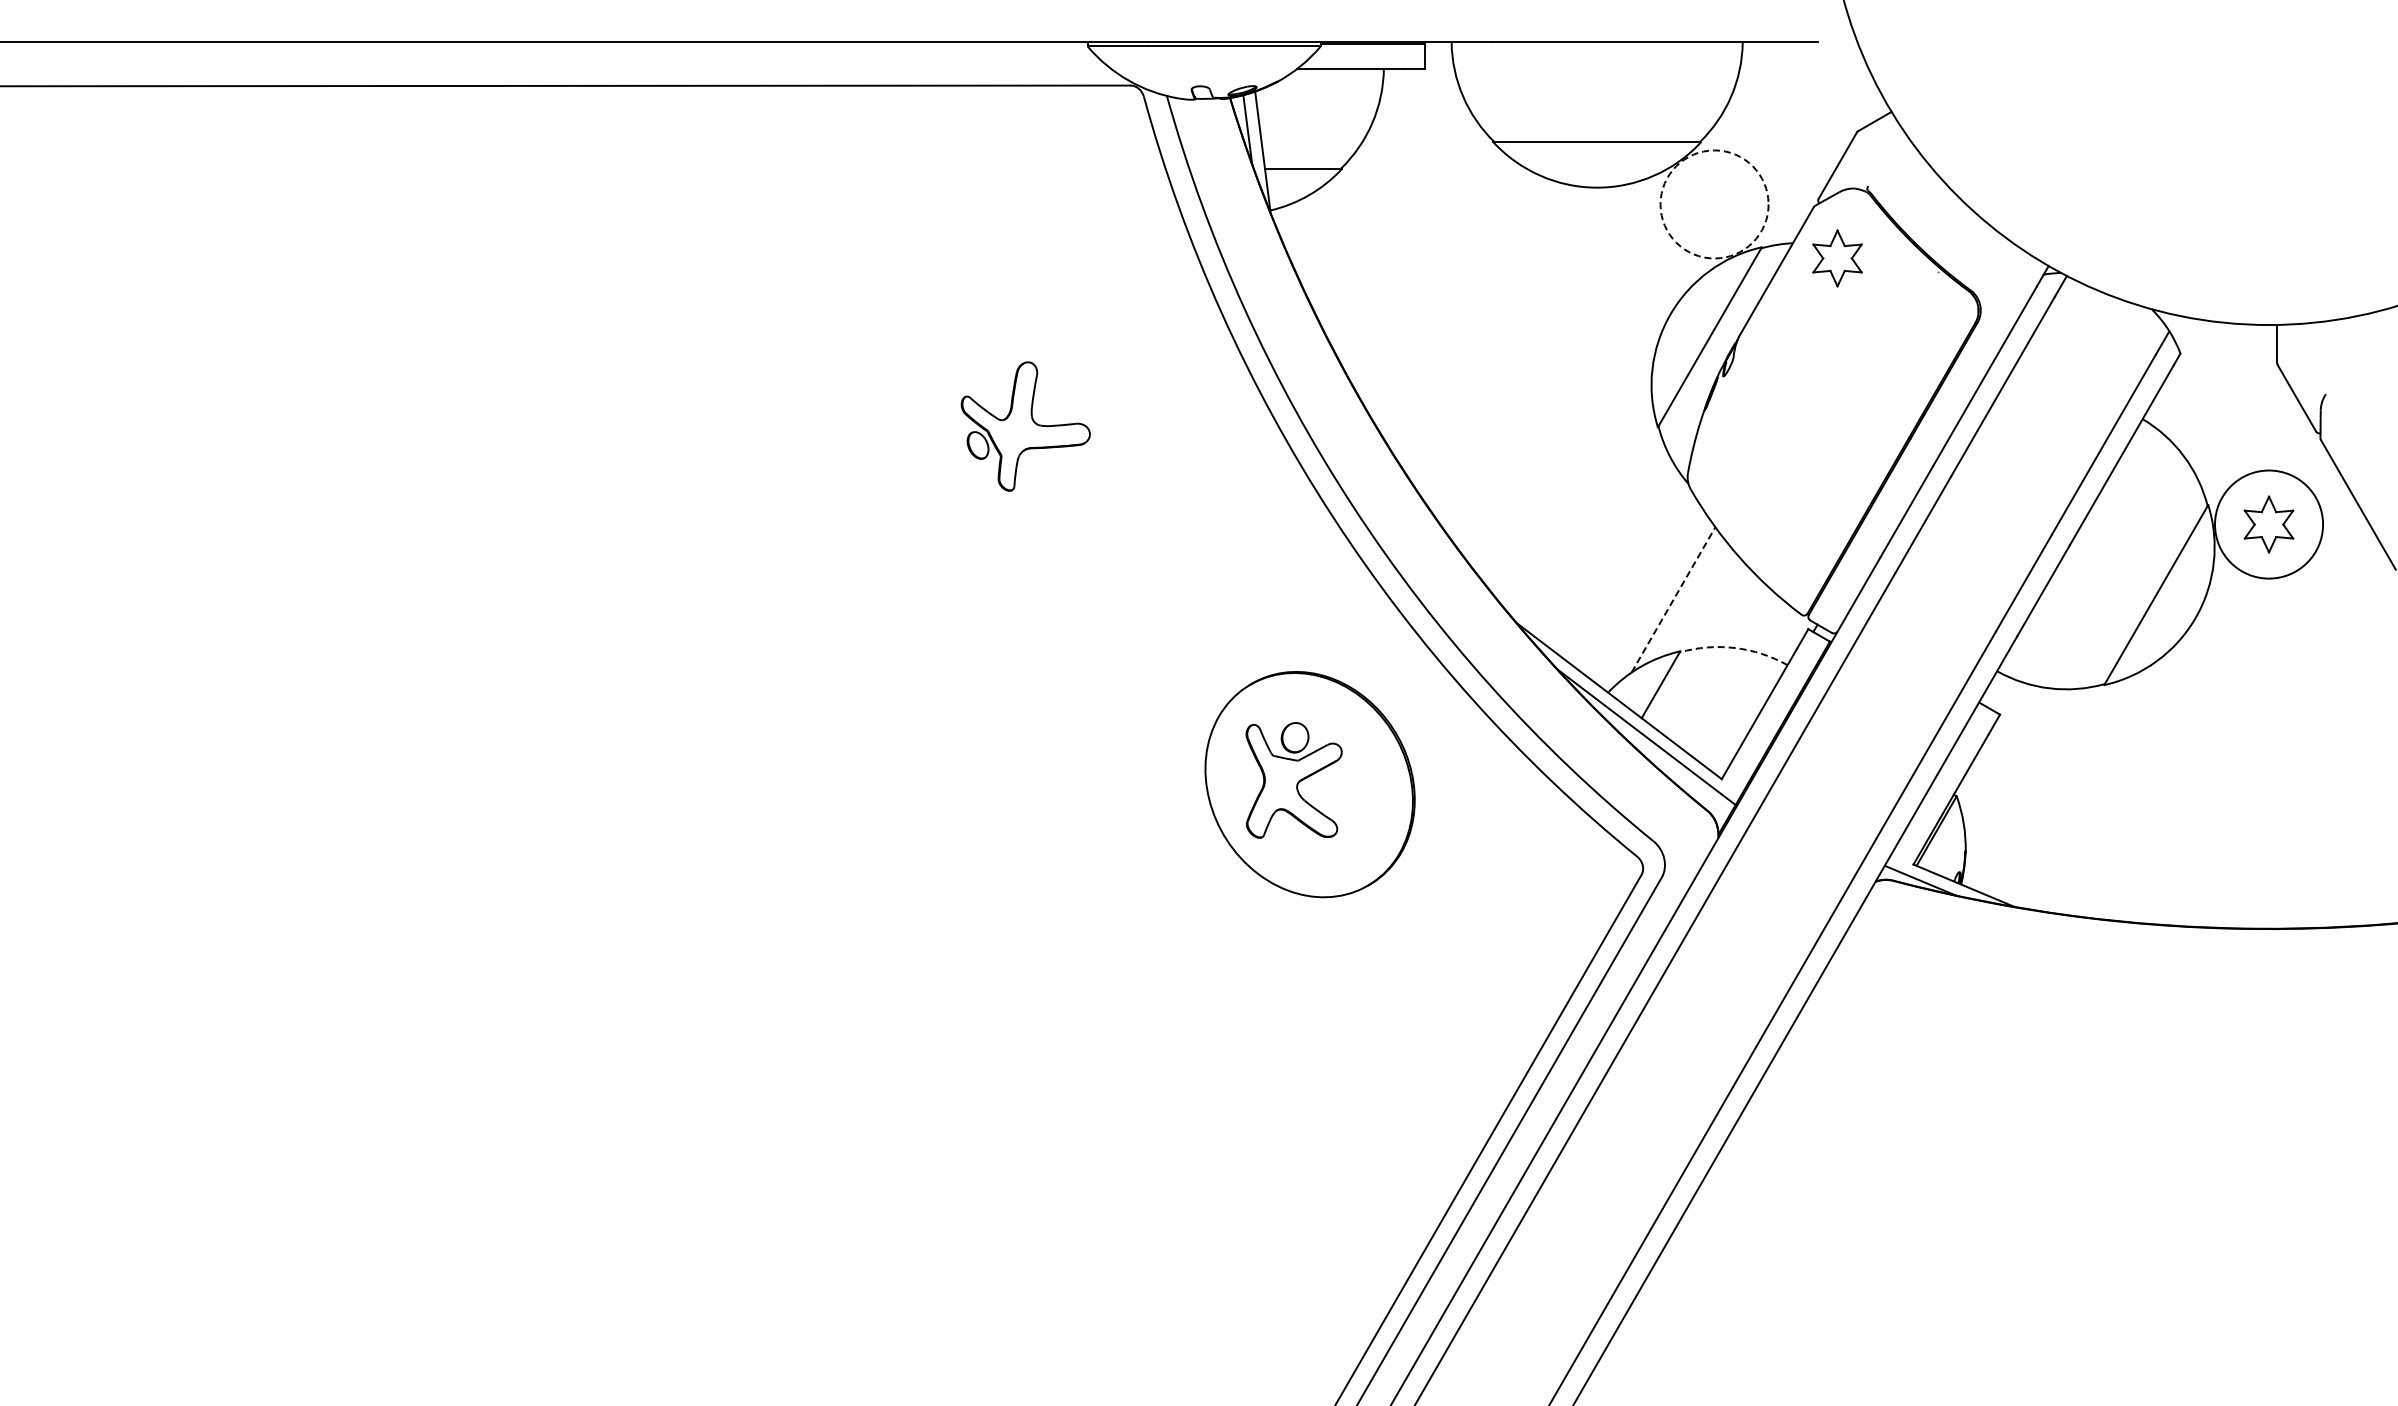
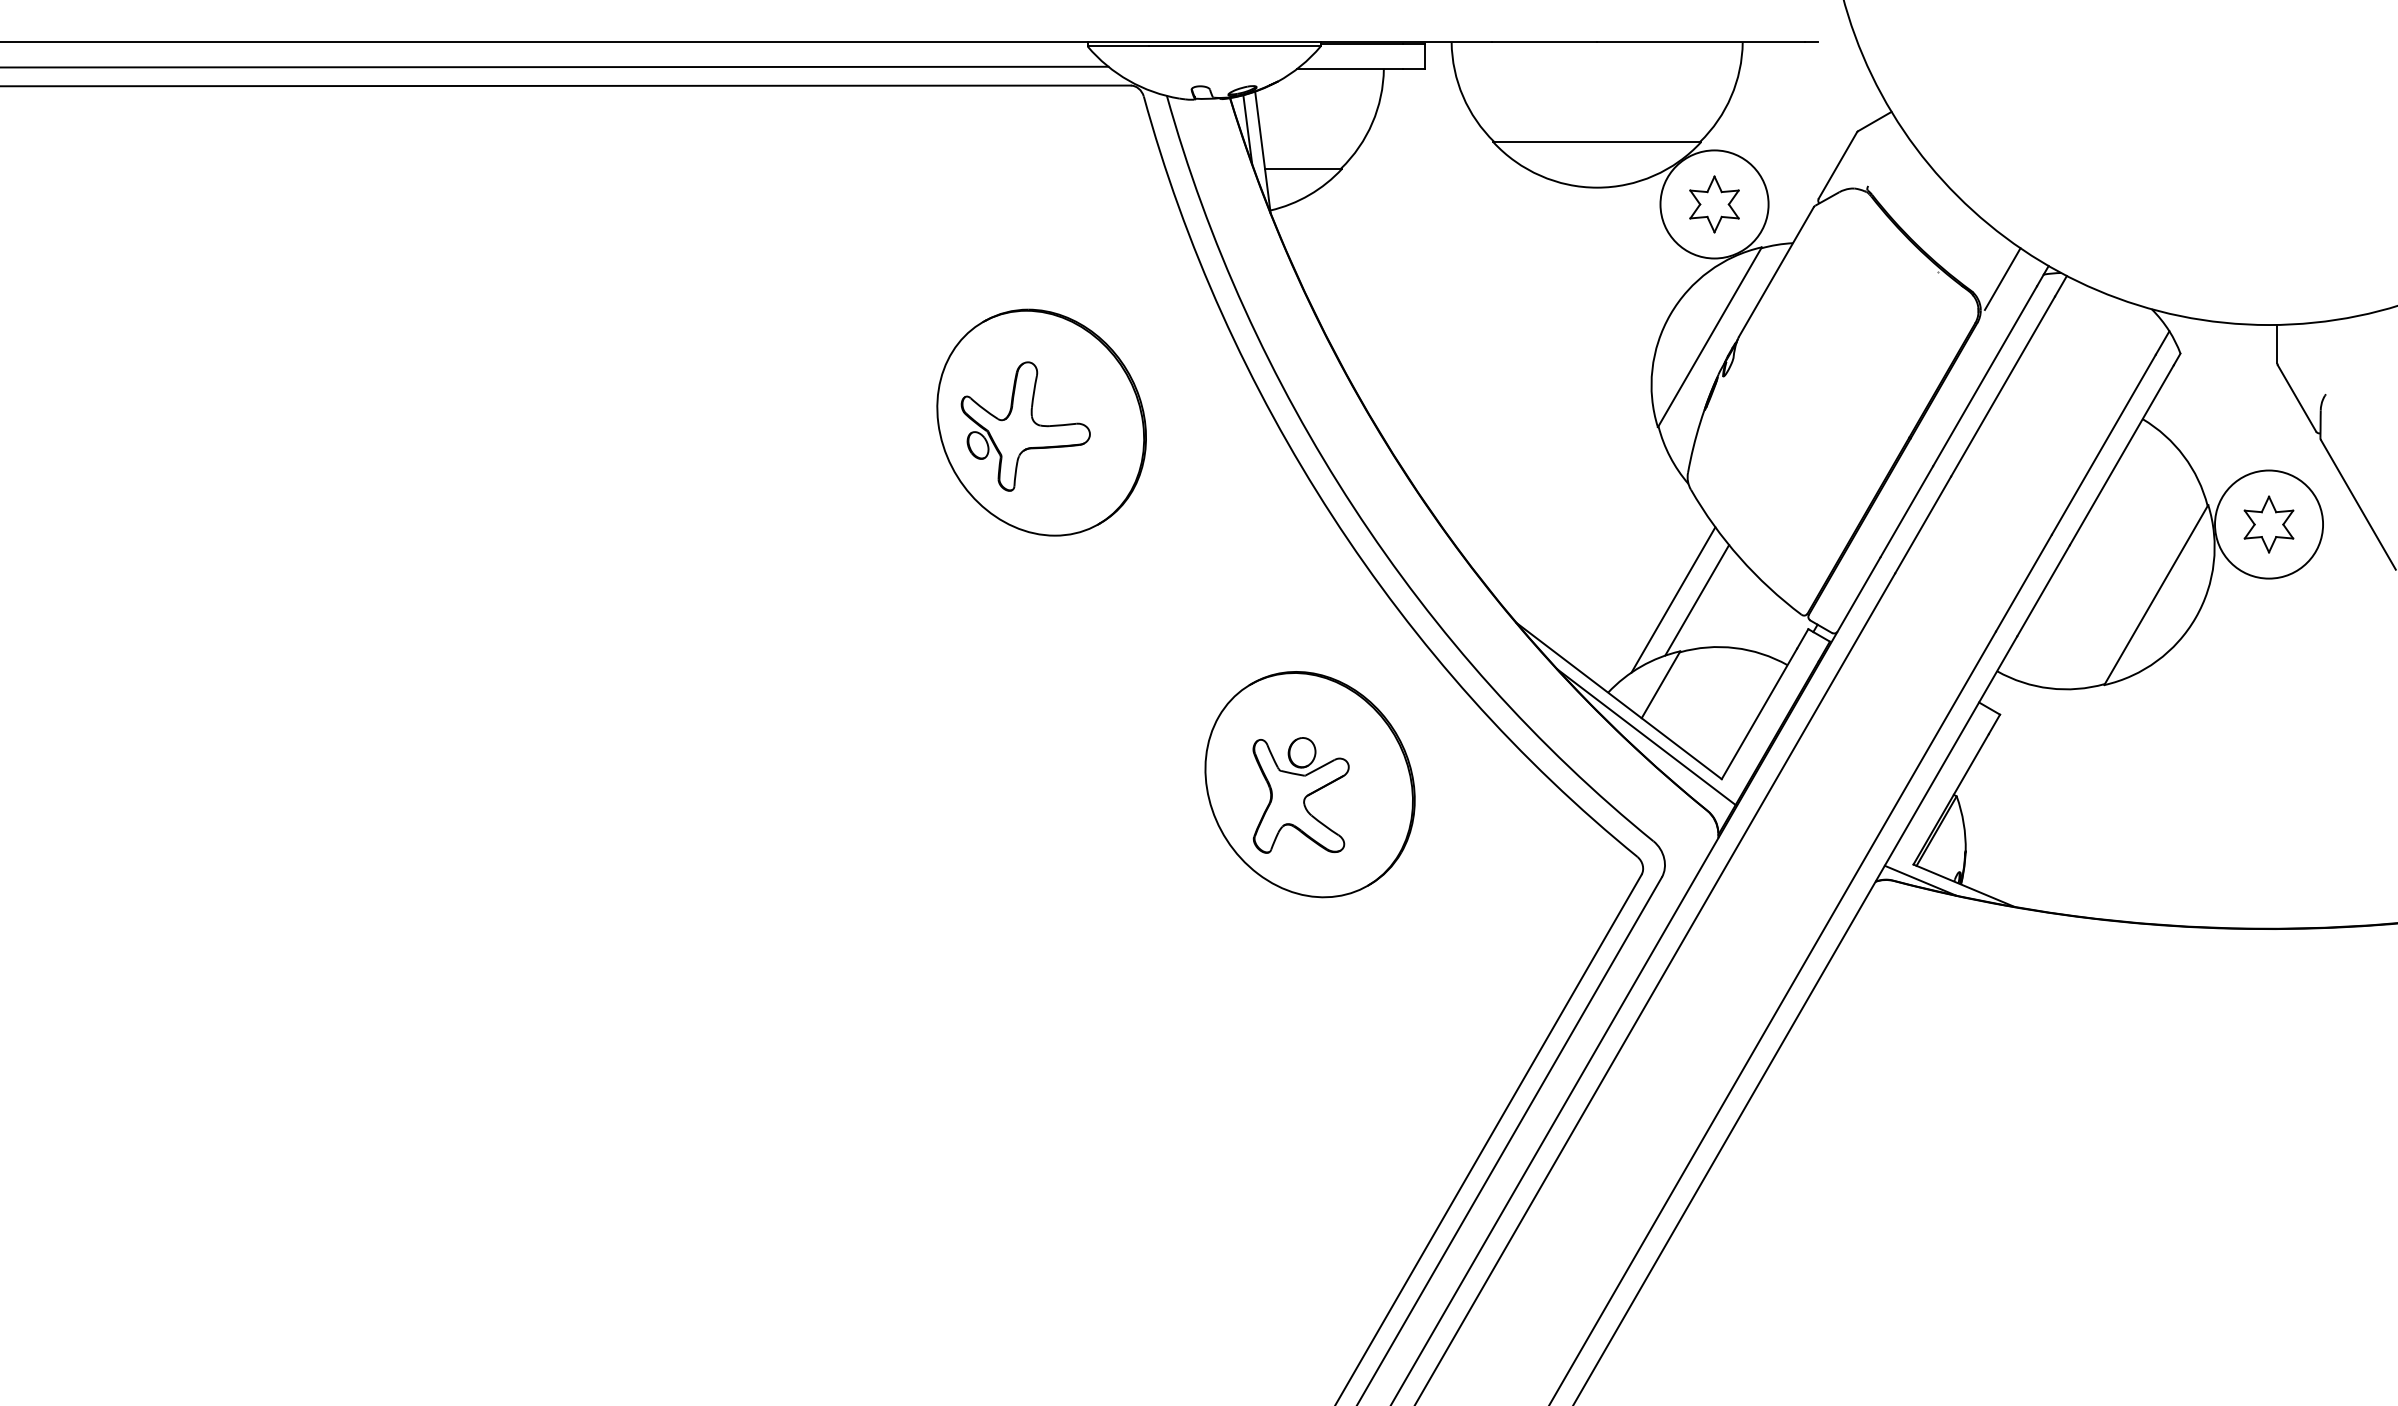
line: none -> present (555, 66)
circle: dashed -> solid (1714, 204)
part position: (1837, 258) -> (1714, 204) (1714, 204)
line: none -> present (2002, 278)
part: none -> present (1041, 422)
line: dashed -> solid (1673, 599)
line: none -> present (1697, 600)
arc: dashed -> solid (1734, 648)
part position: (1293, 780) -> (1300, 795) (1300, 795)
